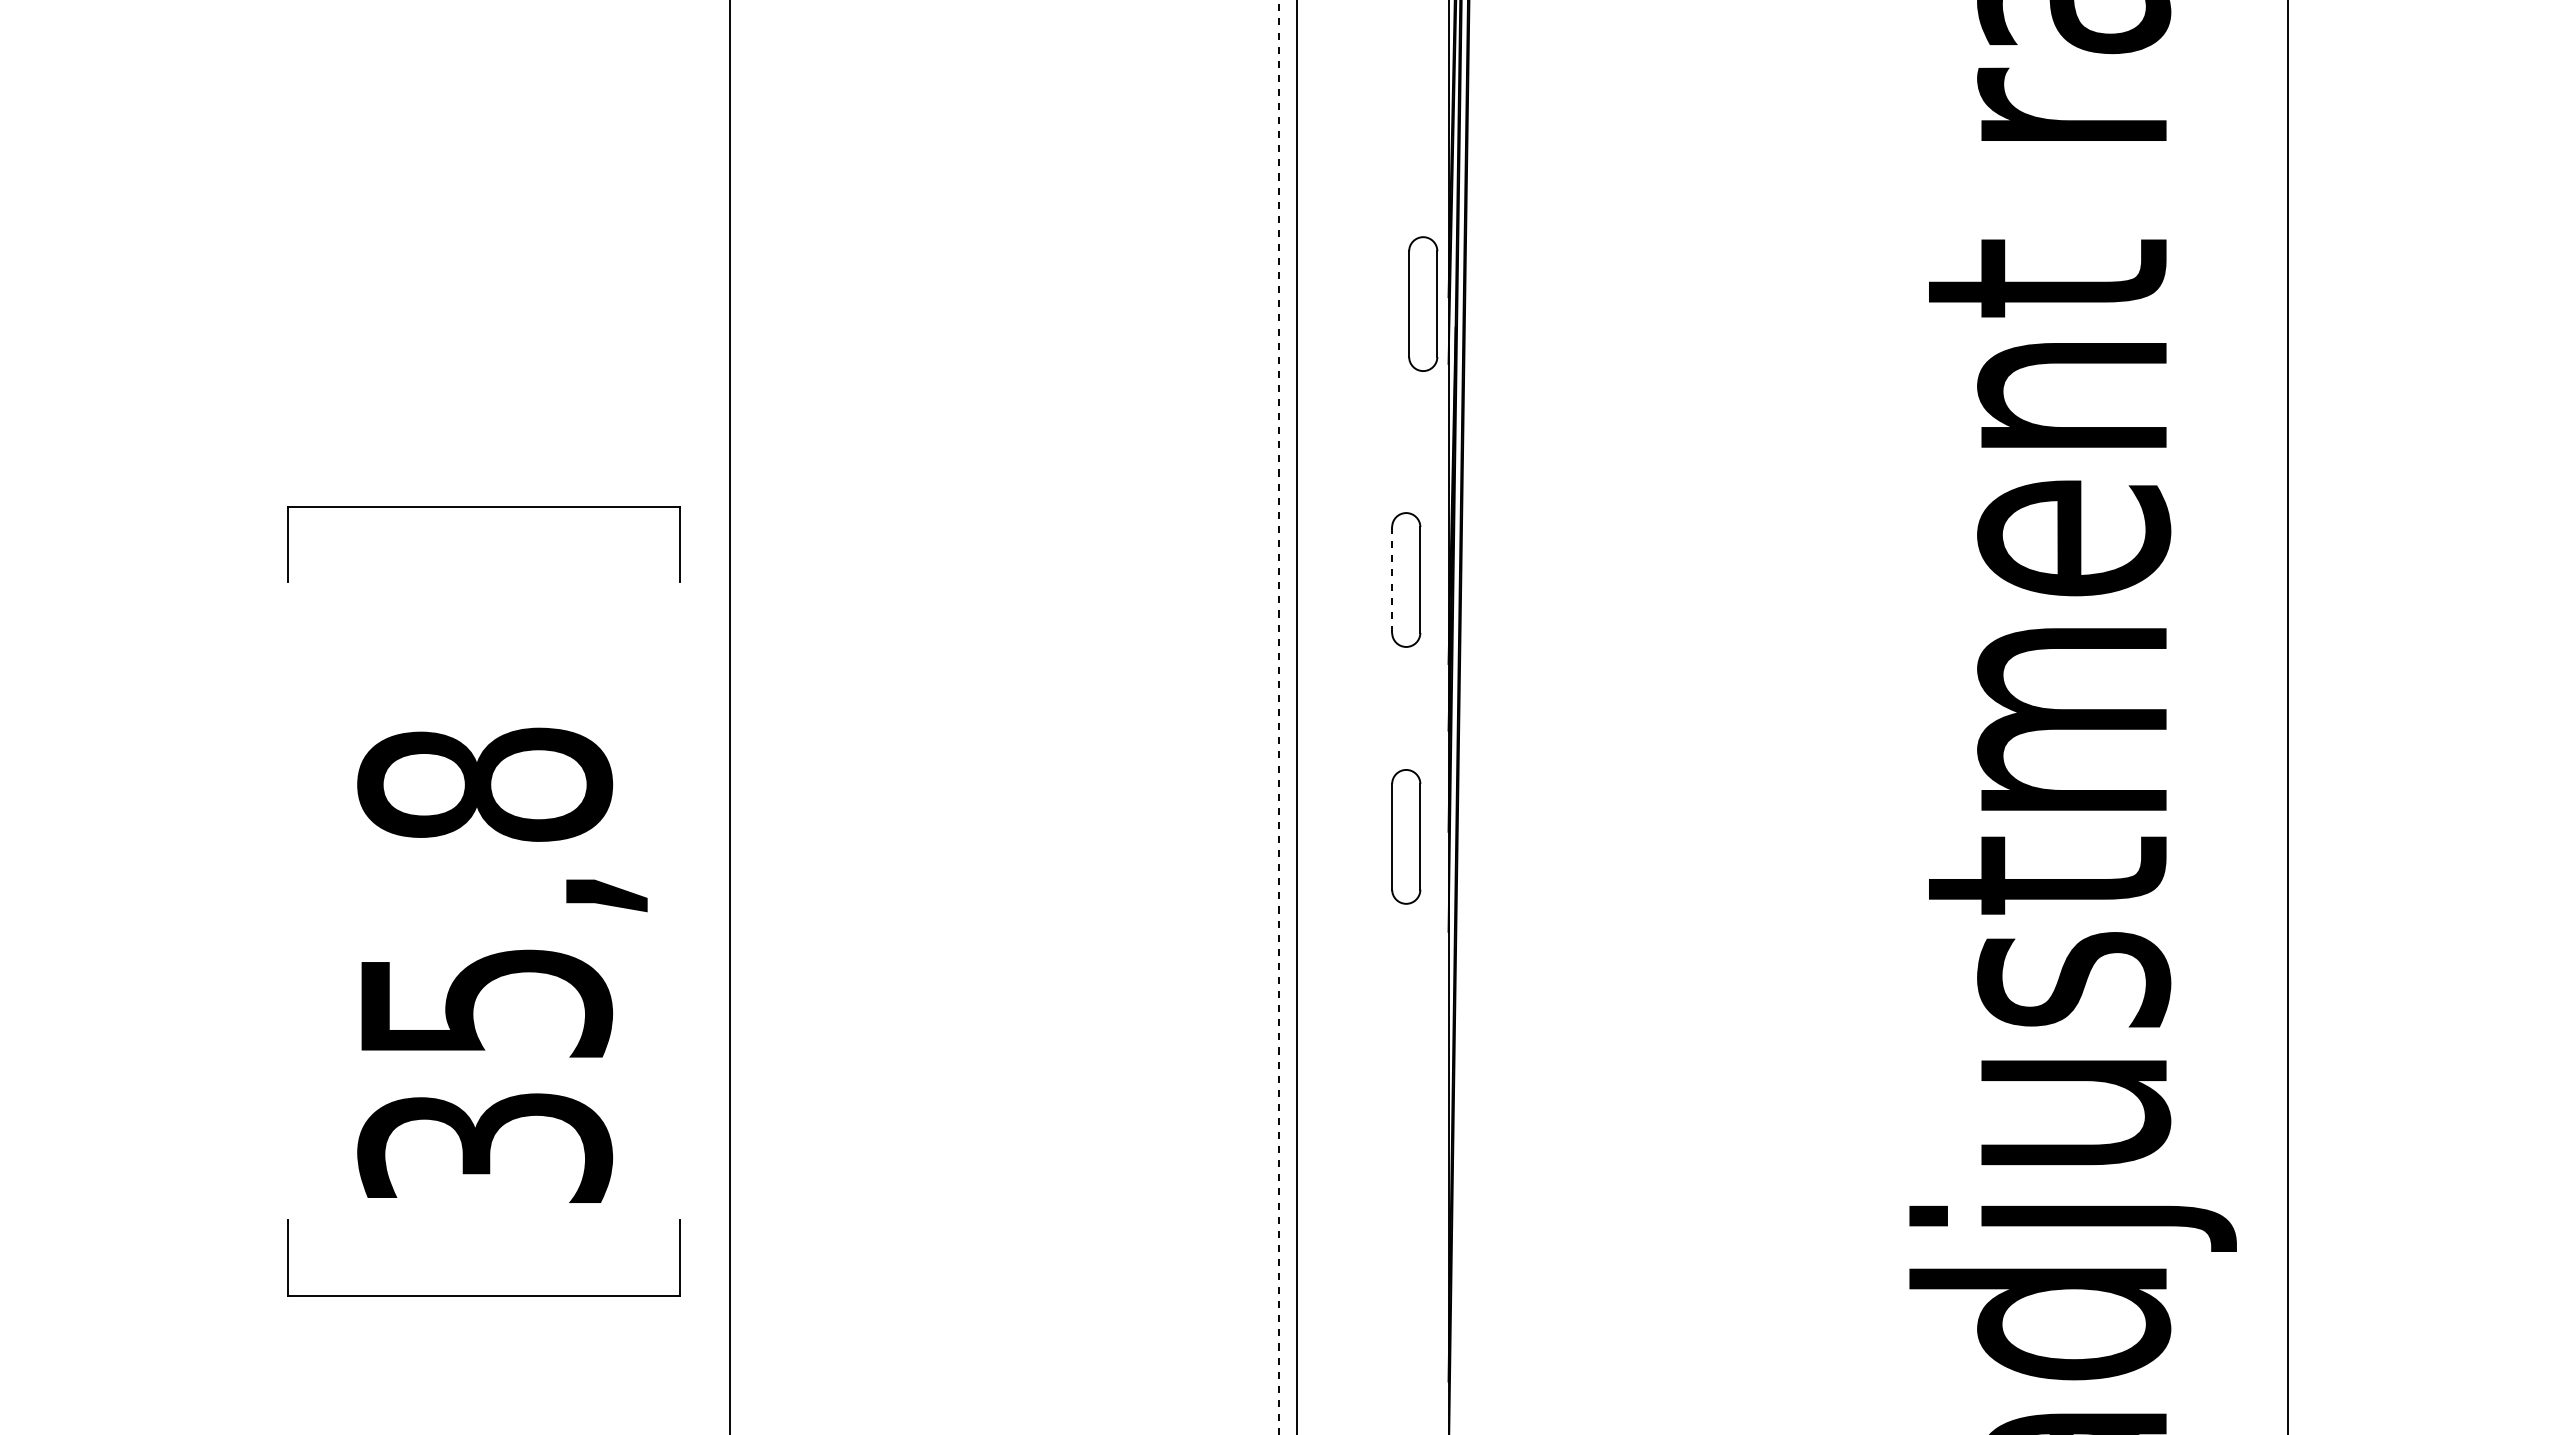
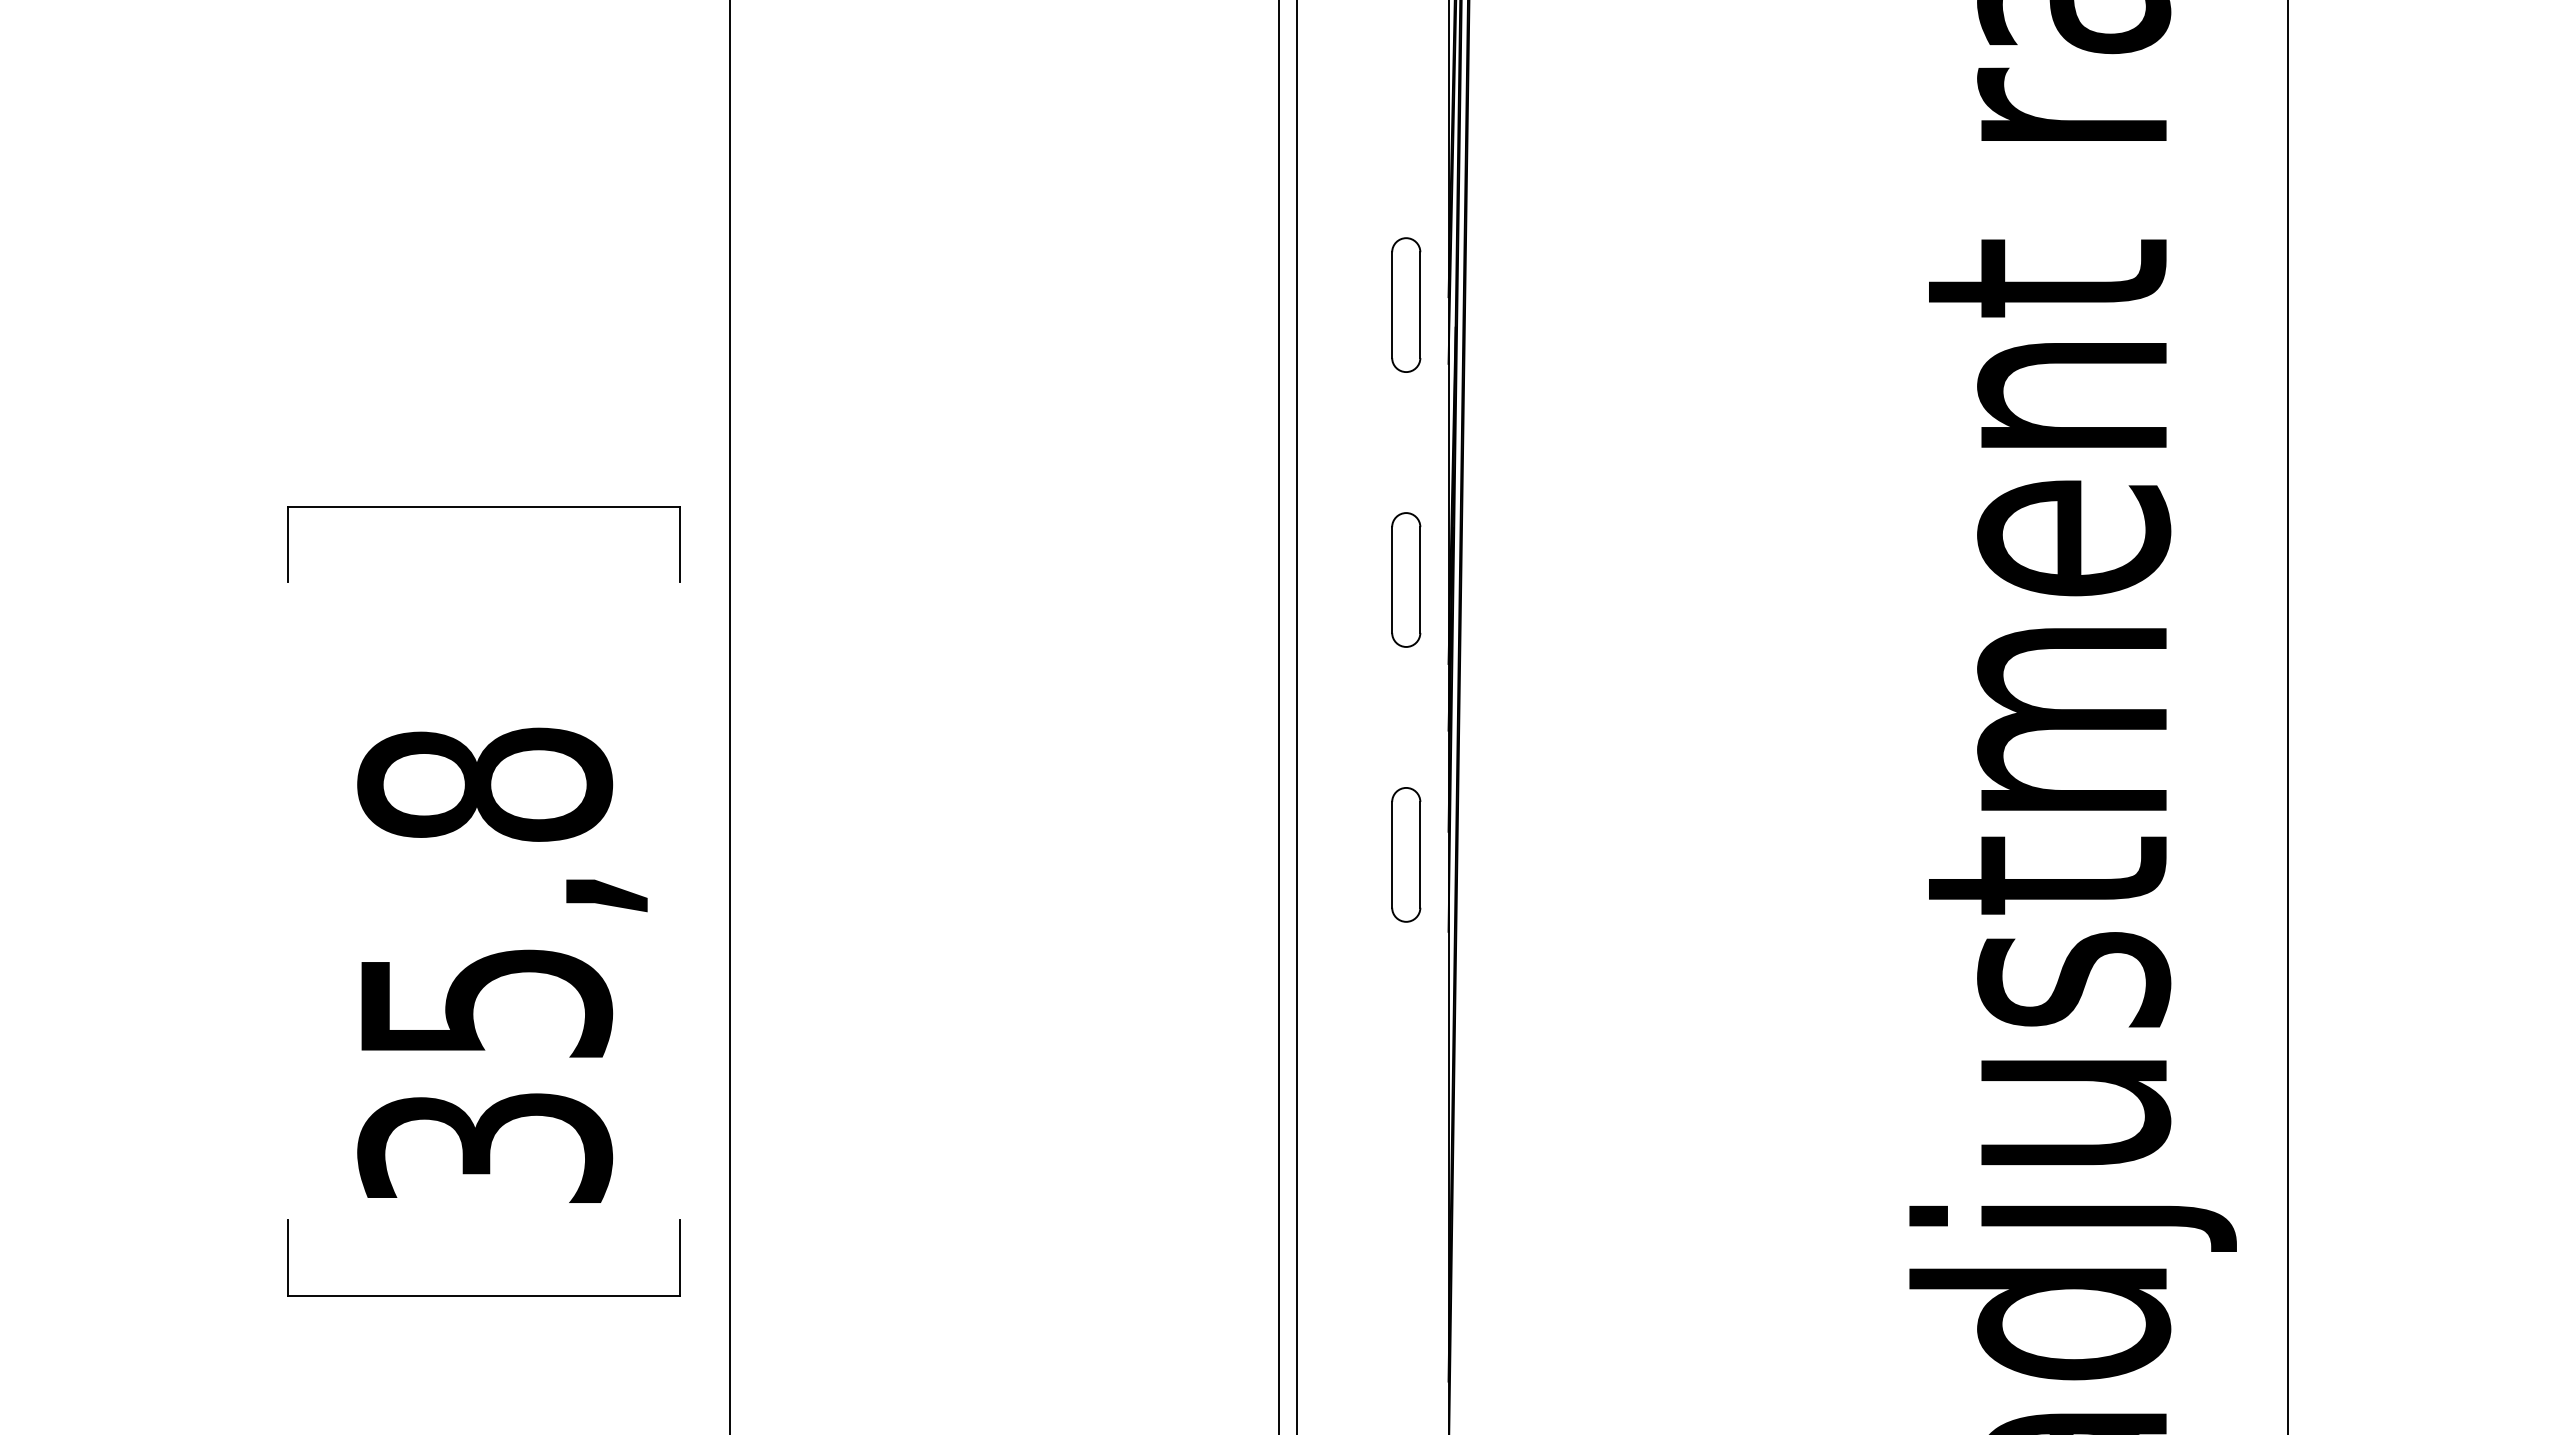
part position: (1423, 303) -> (1406, 304) (1406, 304)
line: dashed -> solid (1392, 580)
line: dashed -> solid (1279, 716)
part position: (1406, 836) -> (1406, 854) (1406, 854)
